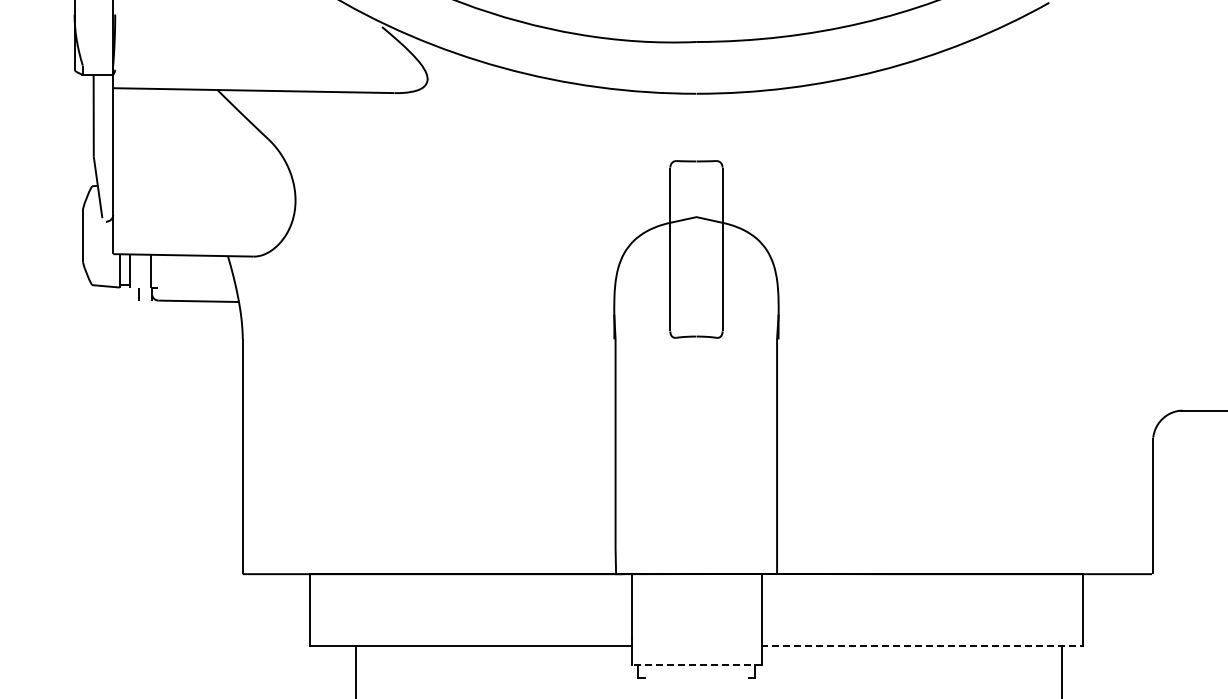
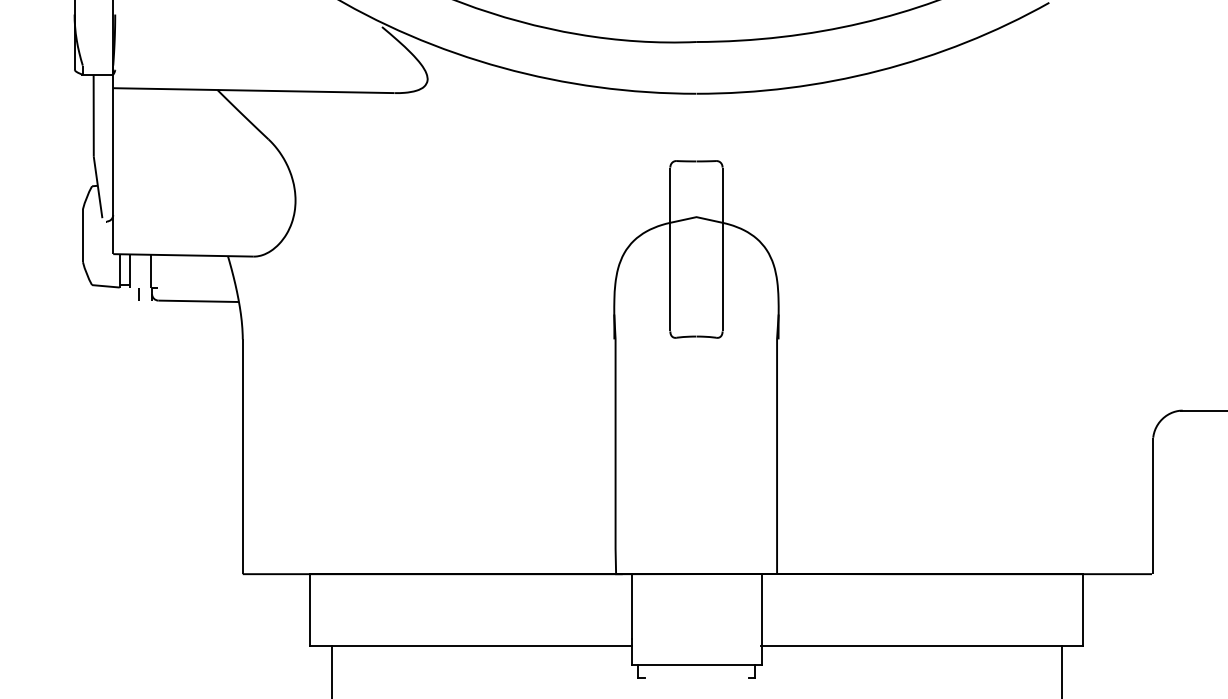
line: dashed -> solid (922, 645)
line: dashed -> solid (696, 665)
line position: (355, 670) -> (331, 670) (331, 670)
